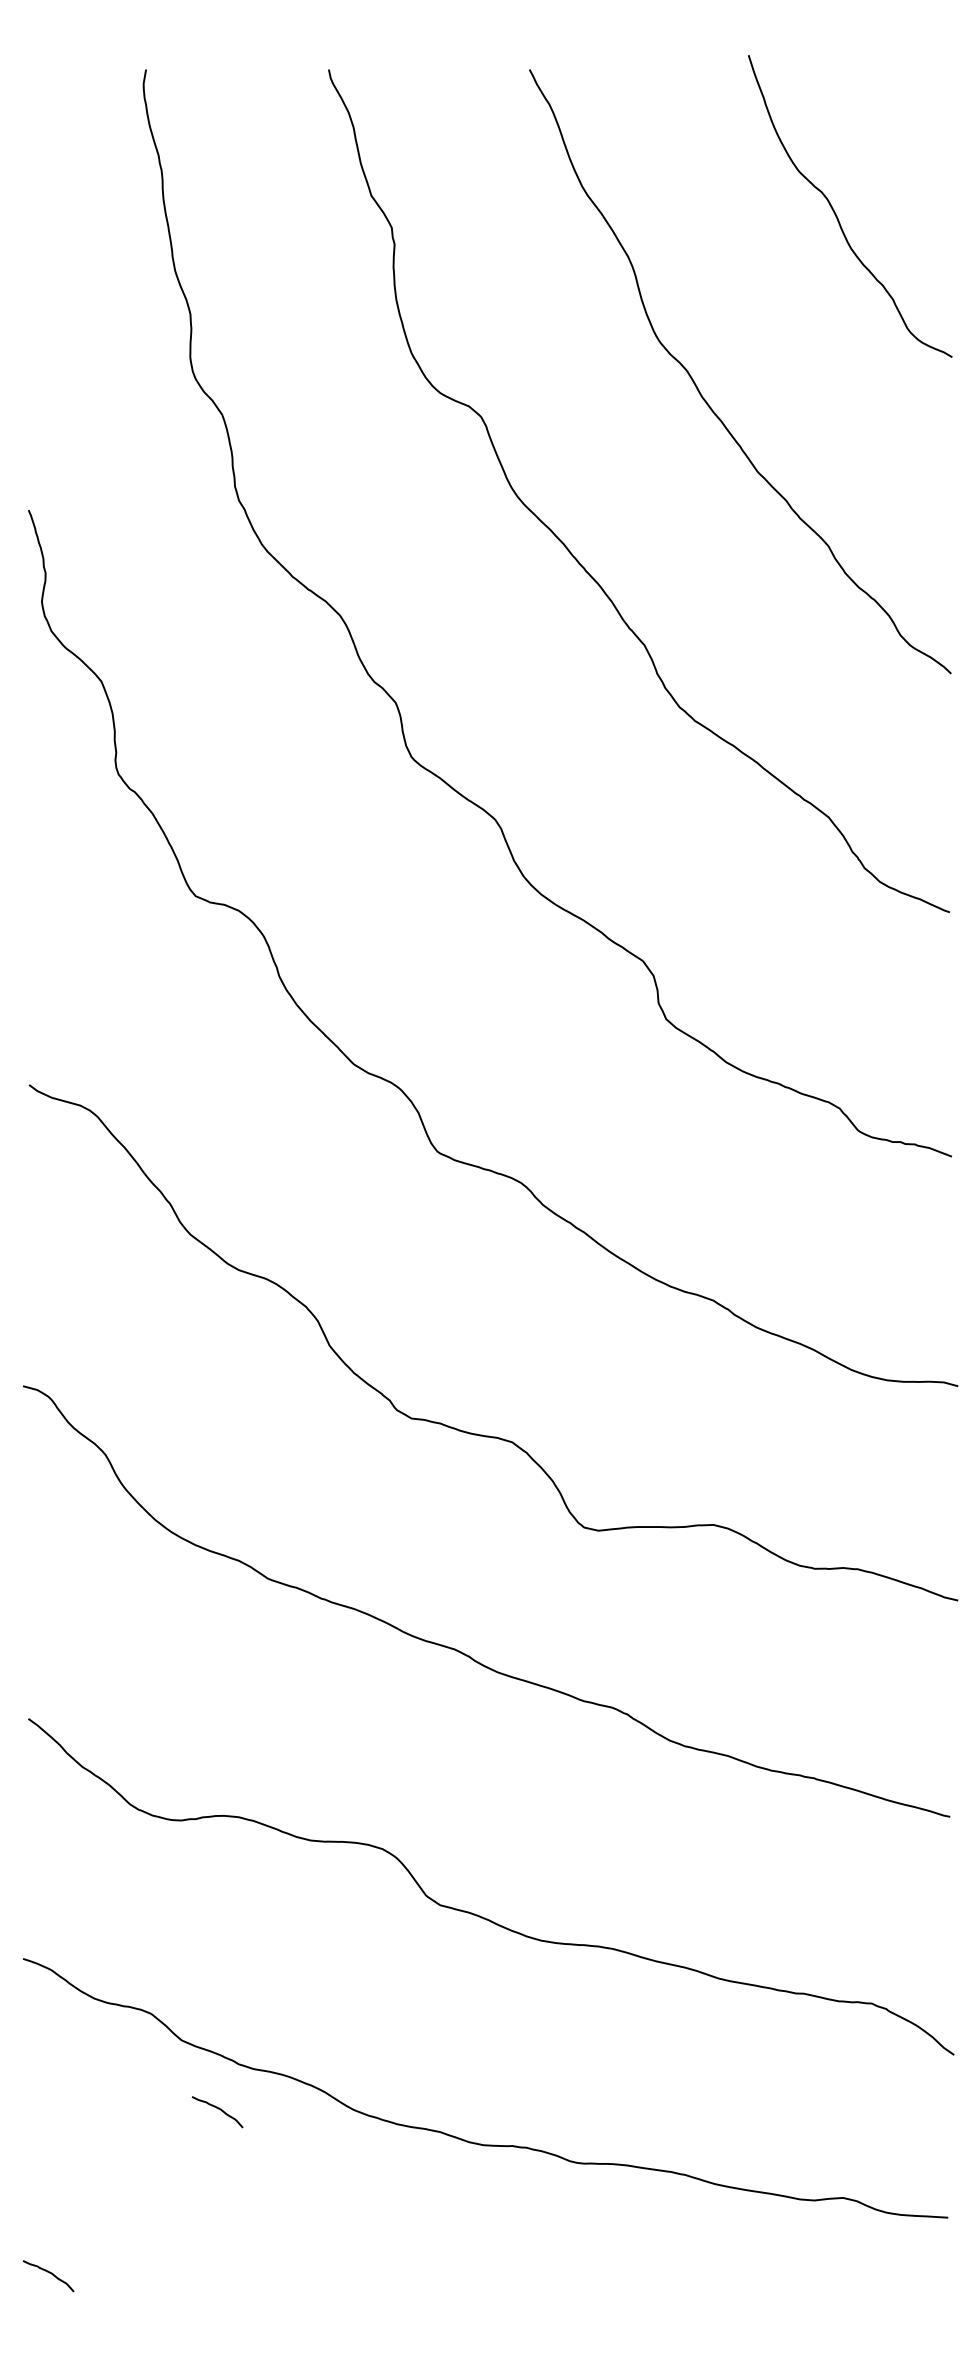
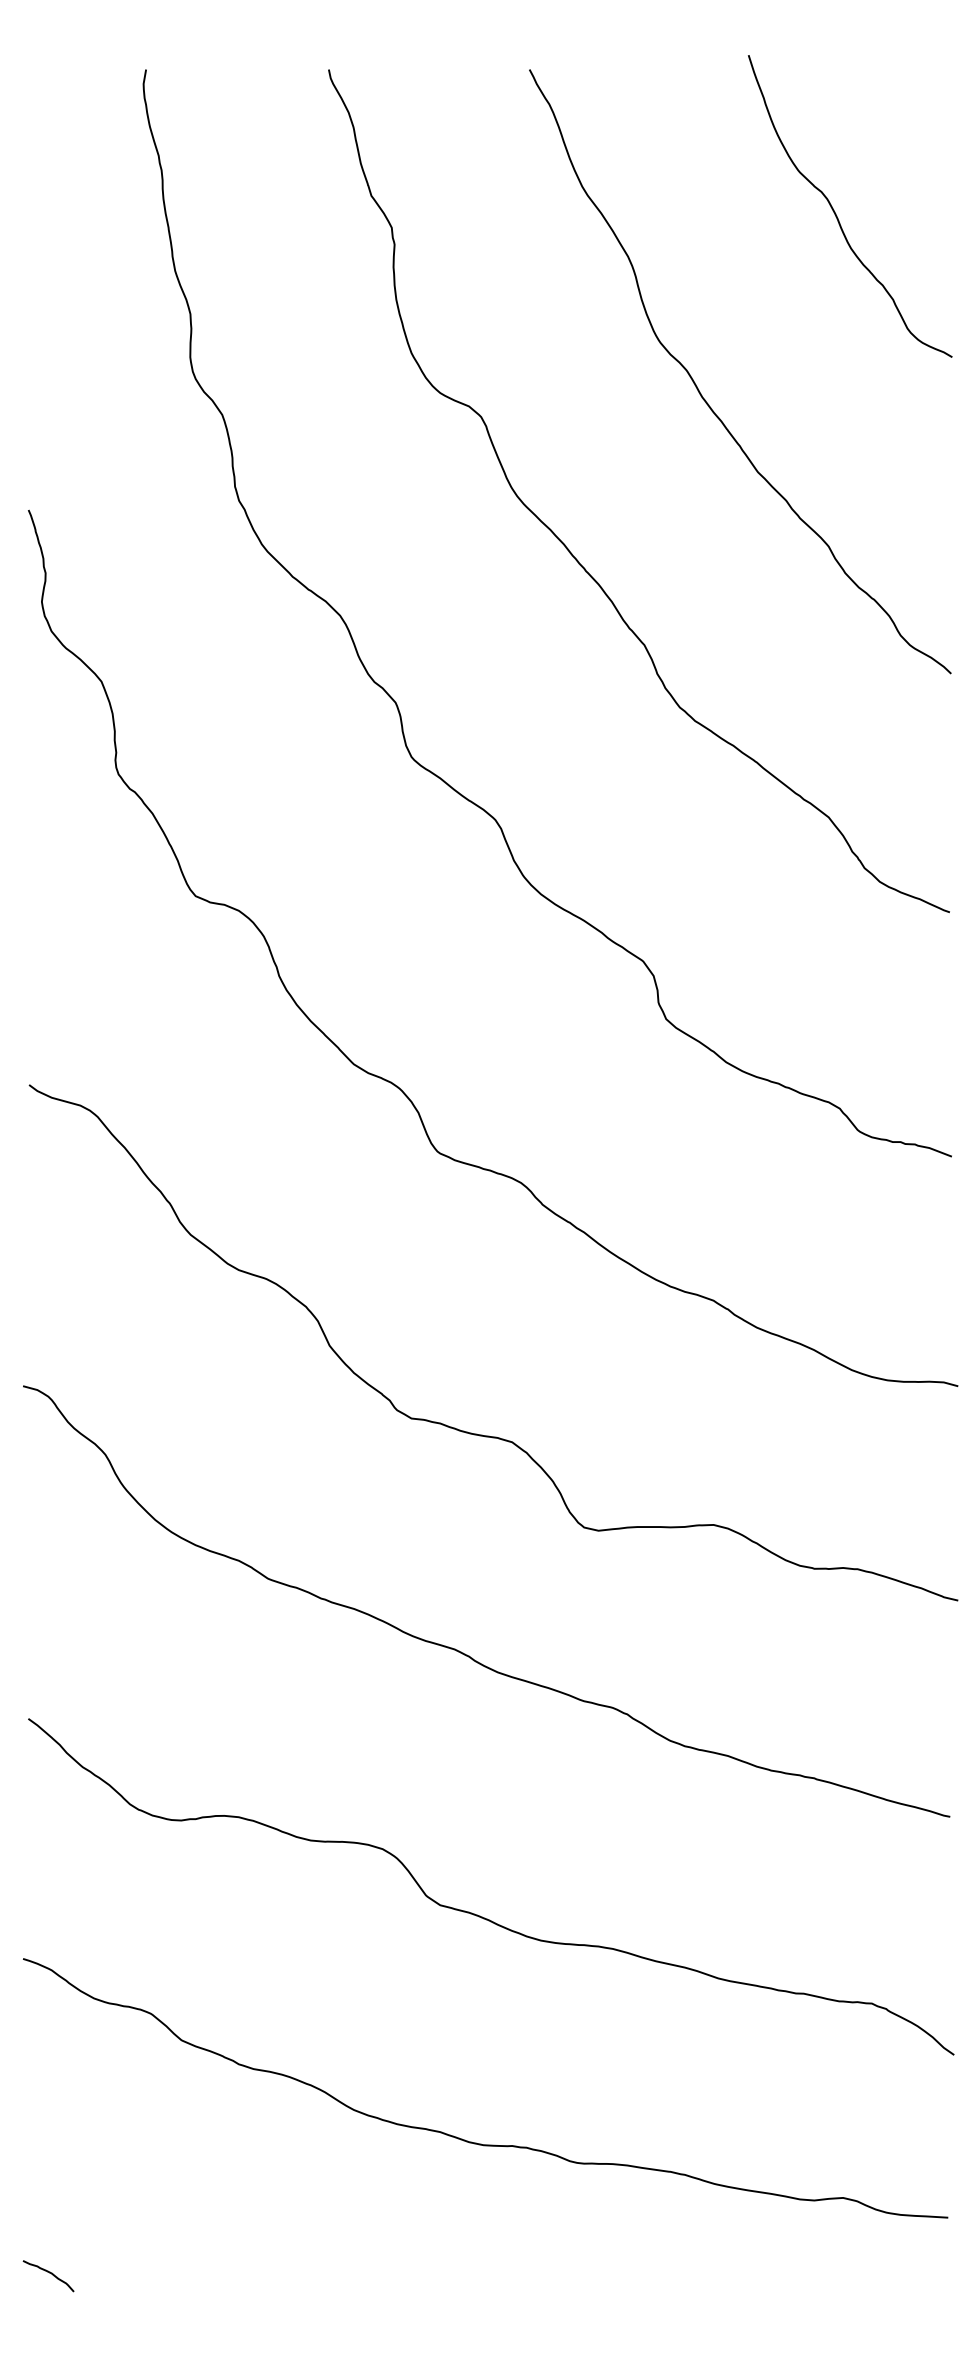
curve: present -> none (218, 2109)
